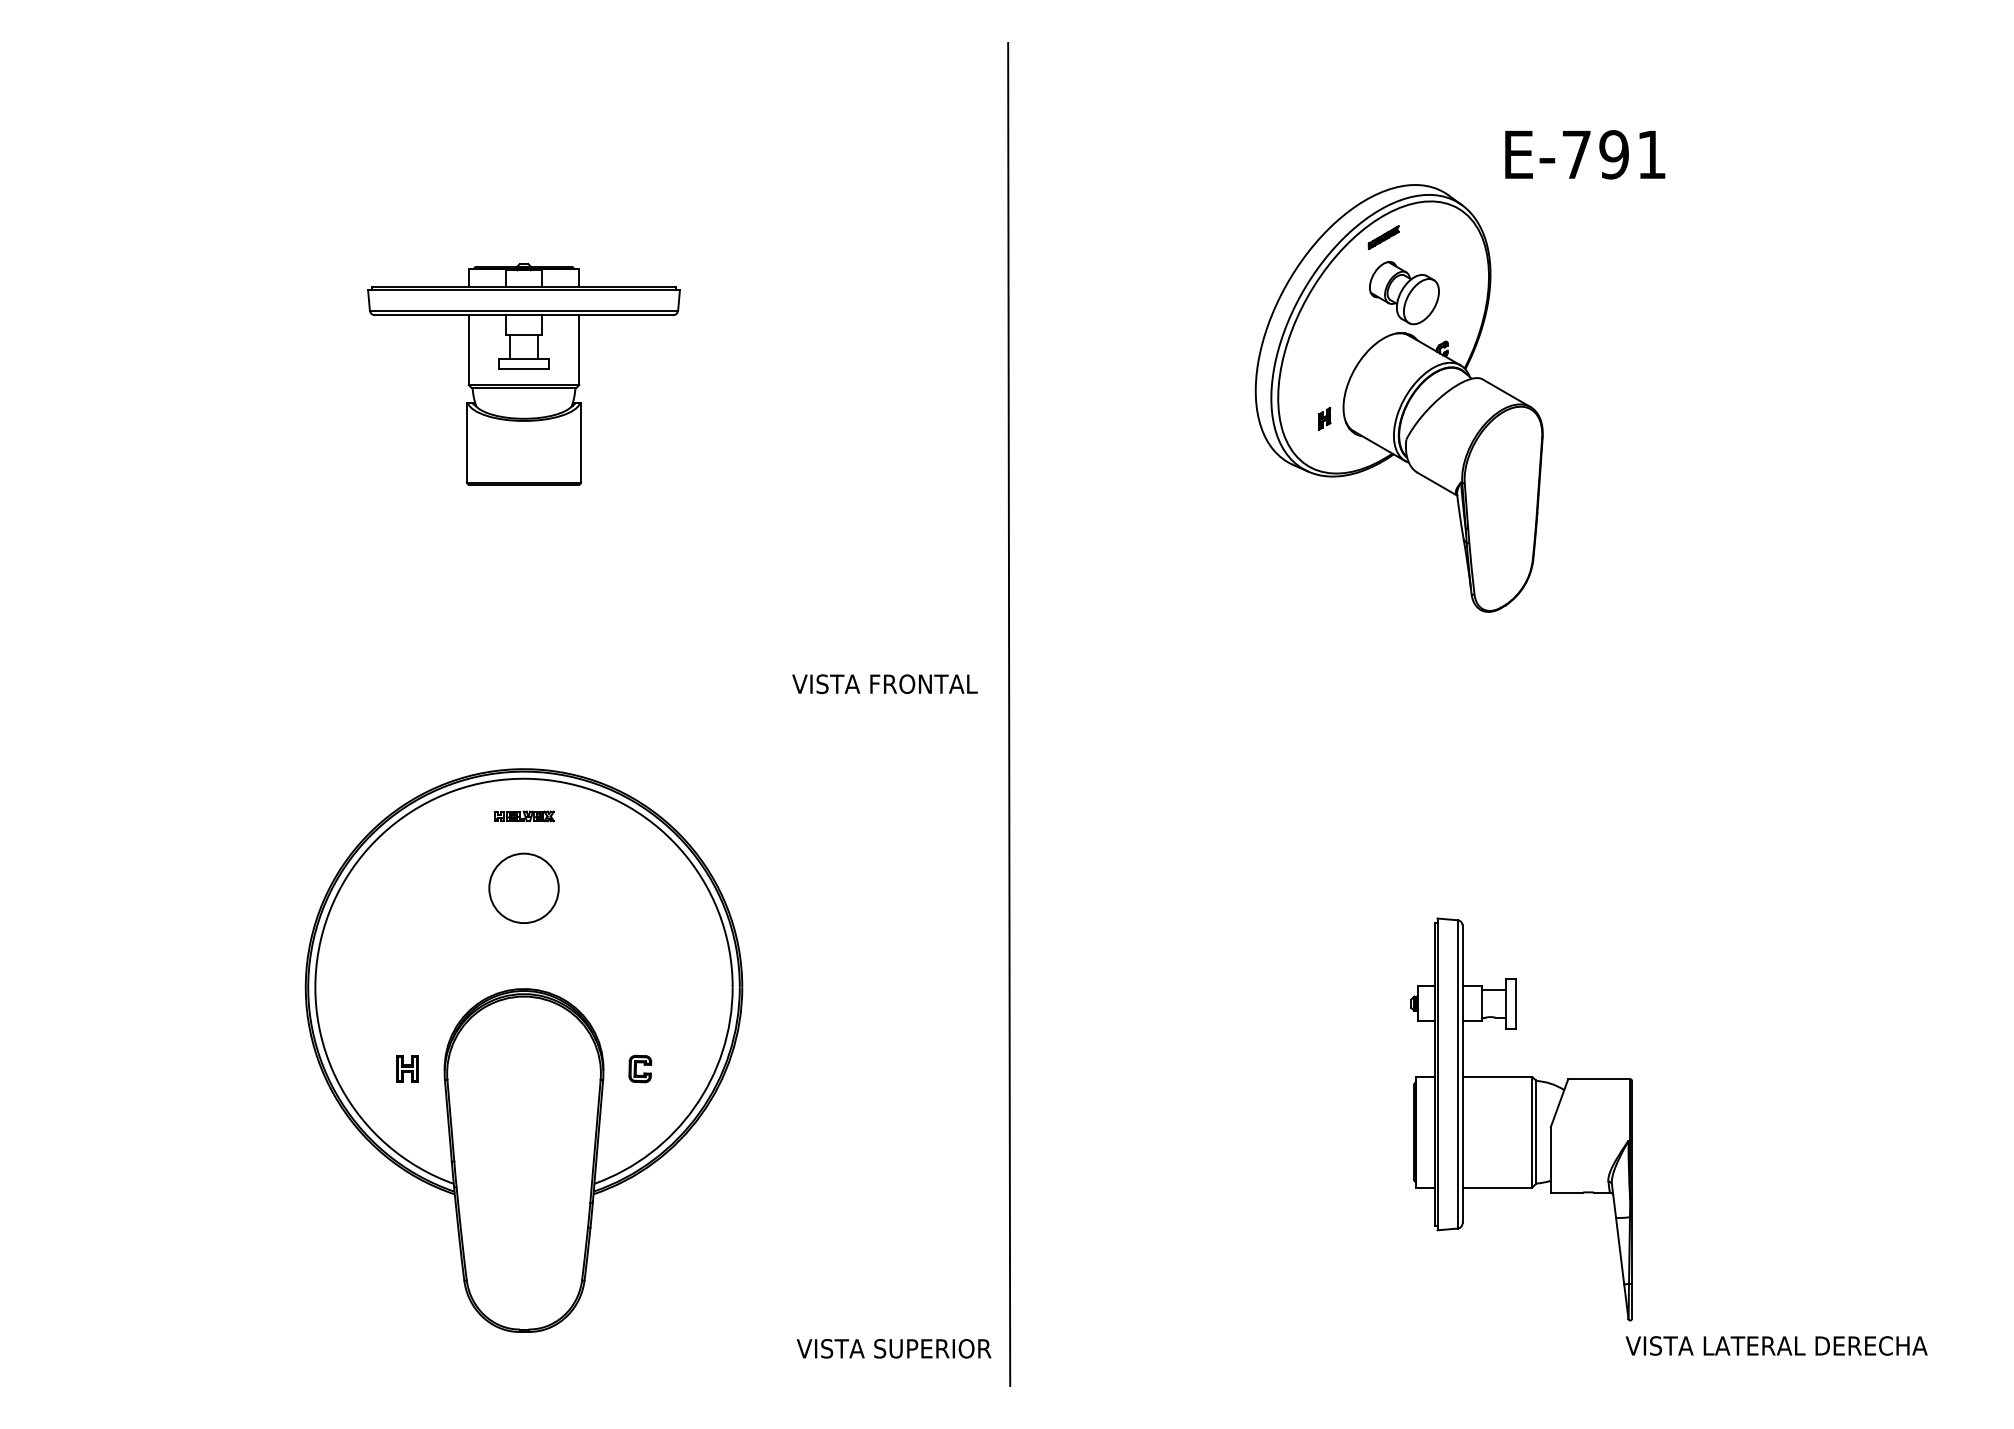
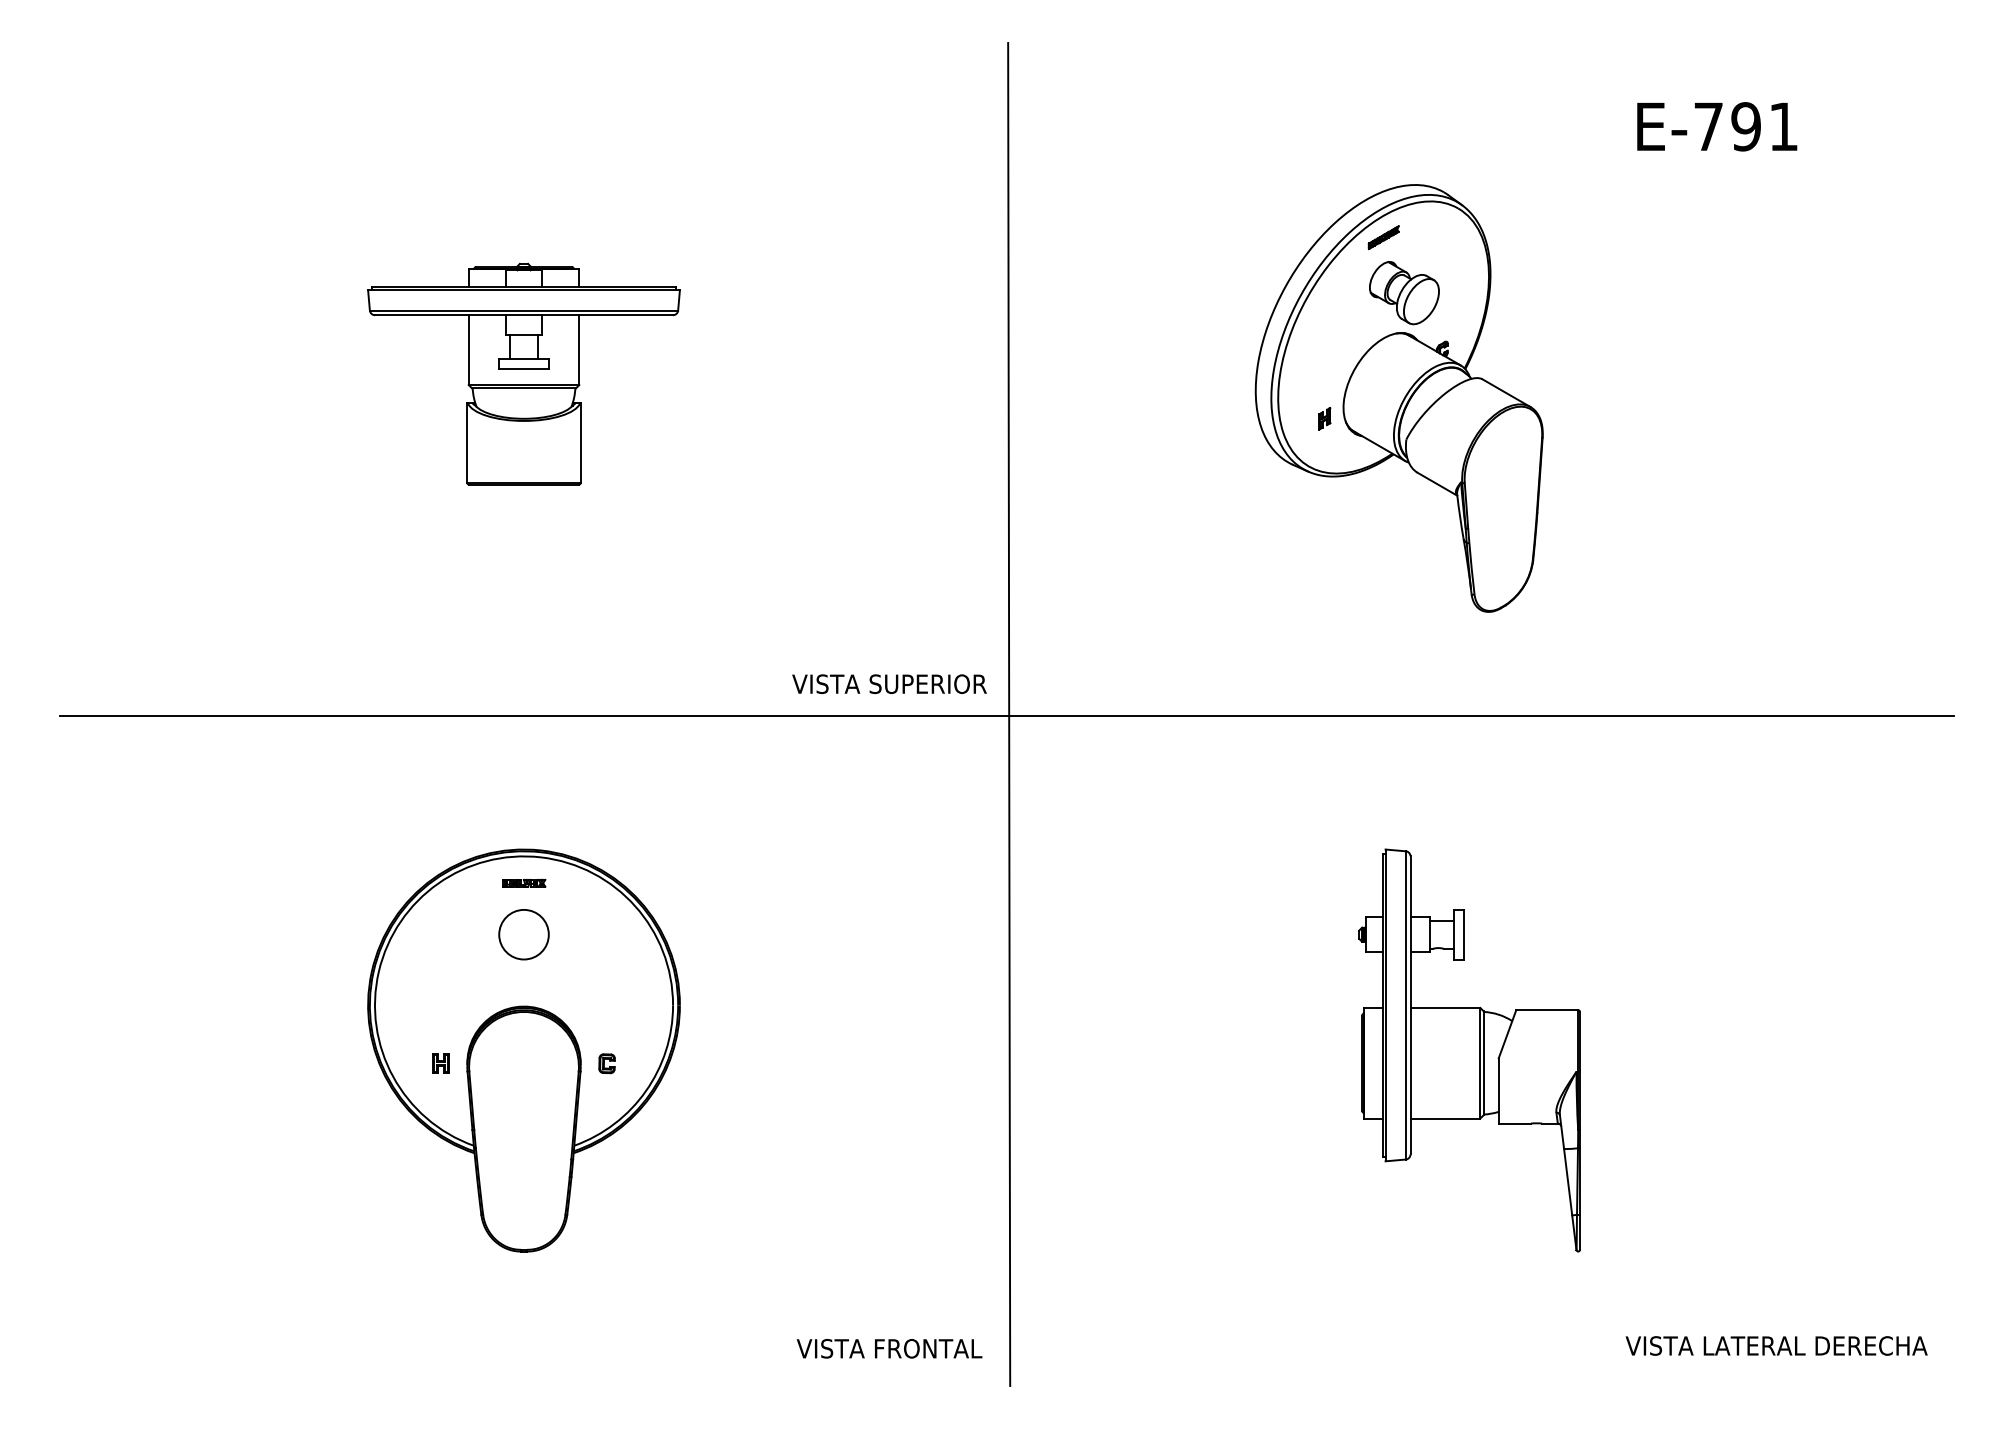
text position: (1585, 154) -> (1717, 126) (1717, 126)
text: VISTA FRONTAL -> VISTA SUPERIOR (927, 684)
line: none -> present (1006, 715)
part size: 440x565 px -> 314x405 px (523, 1050)
part position: (1521, 1119) -> (1469, 1050) (1469, 1050)
text: VISTA SUPERIOR -> VISTA FRONTAL (932, 1348)
